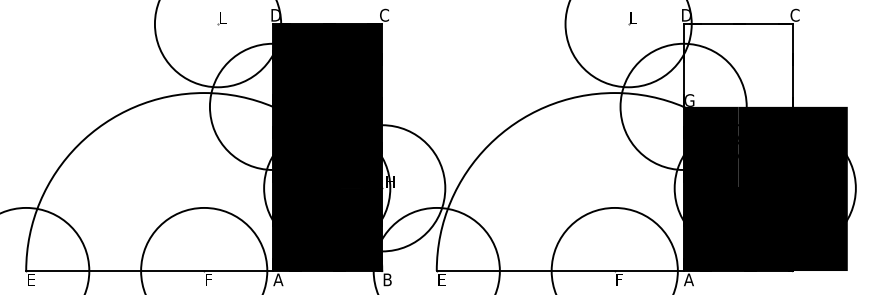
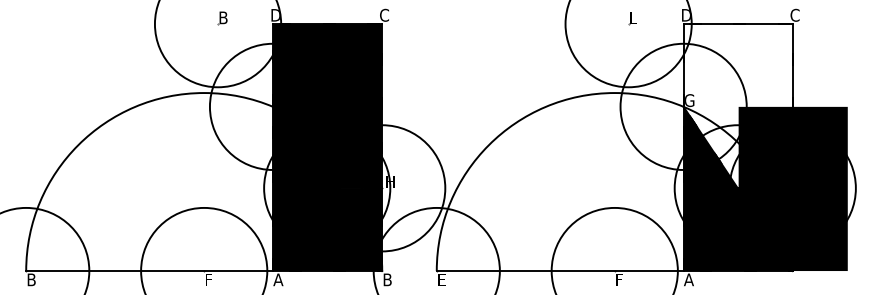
text: L -> B (223, 17)
fill: present -> none (710, 147)
text: E -> B (31, 279)
